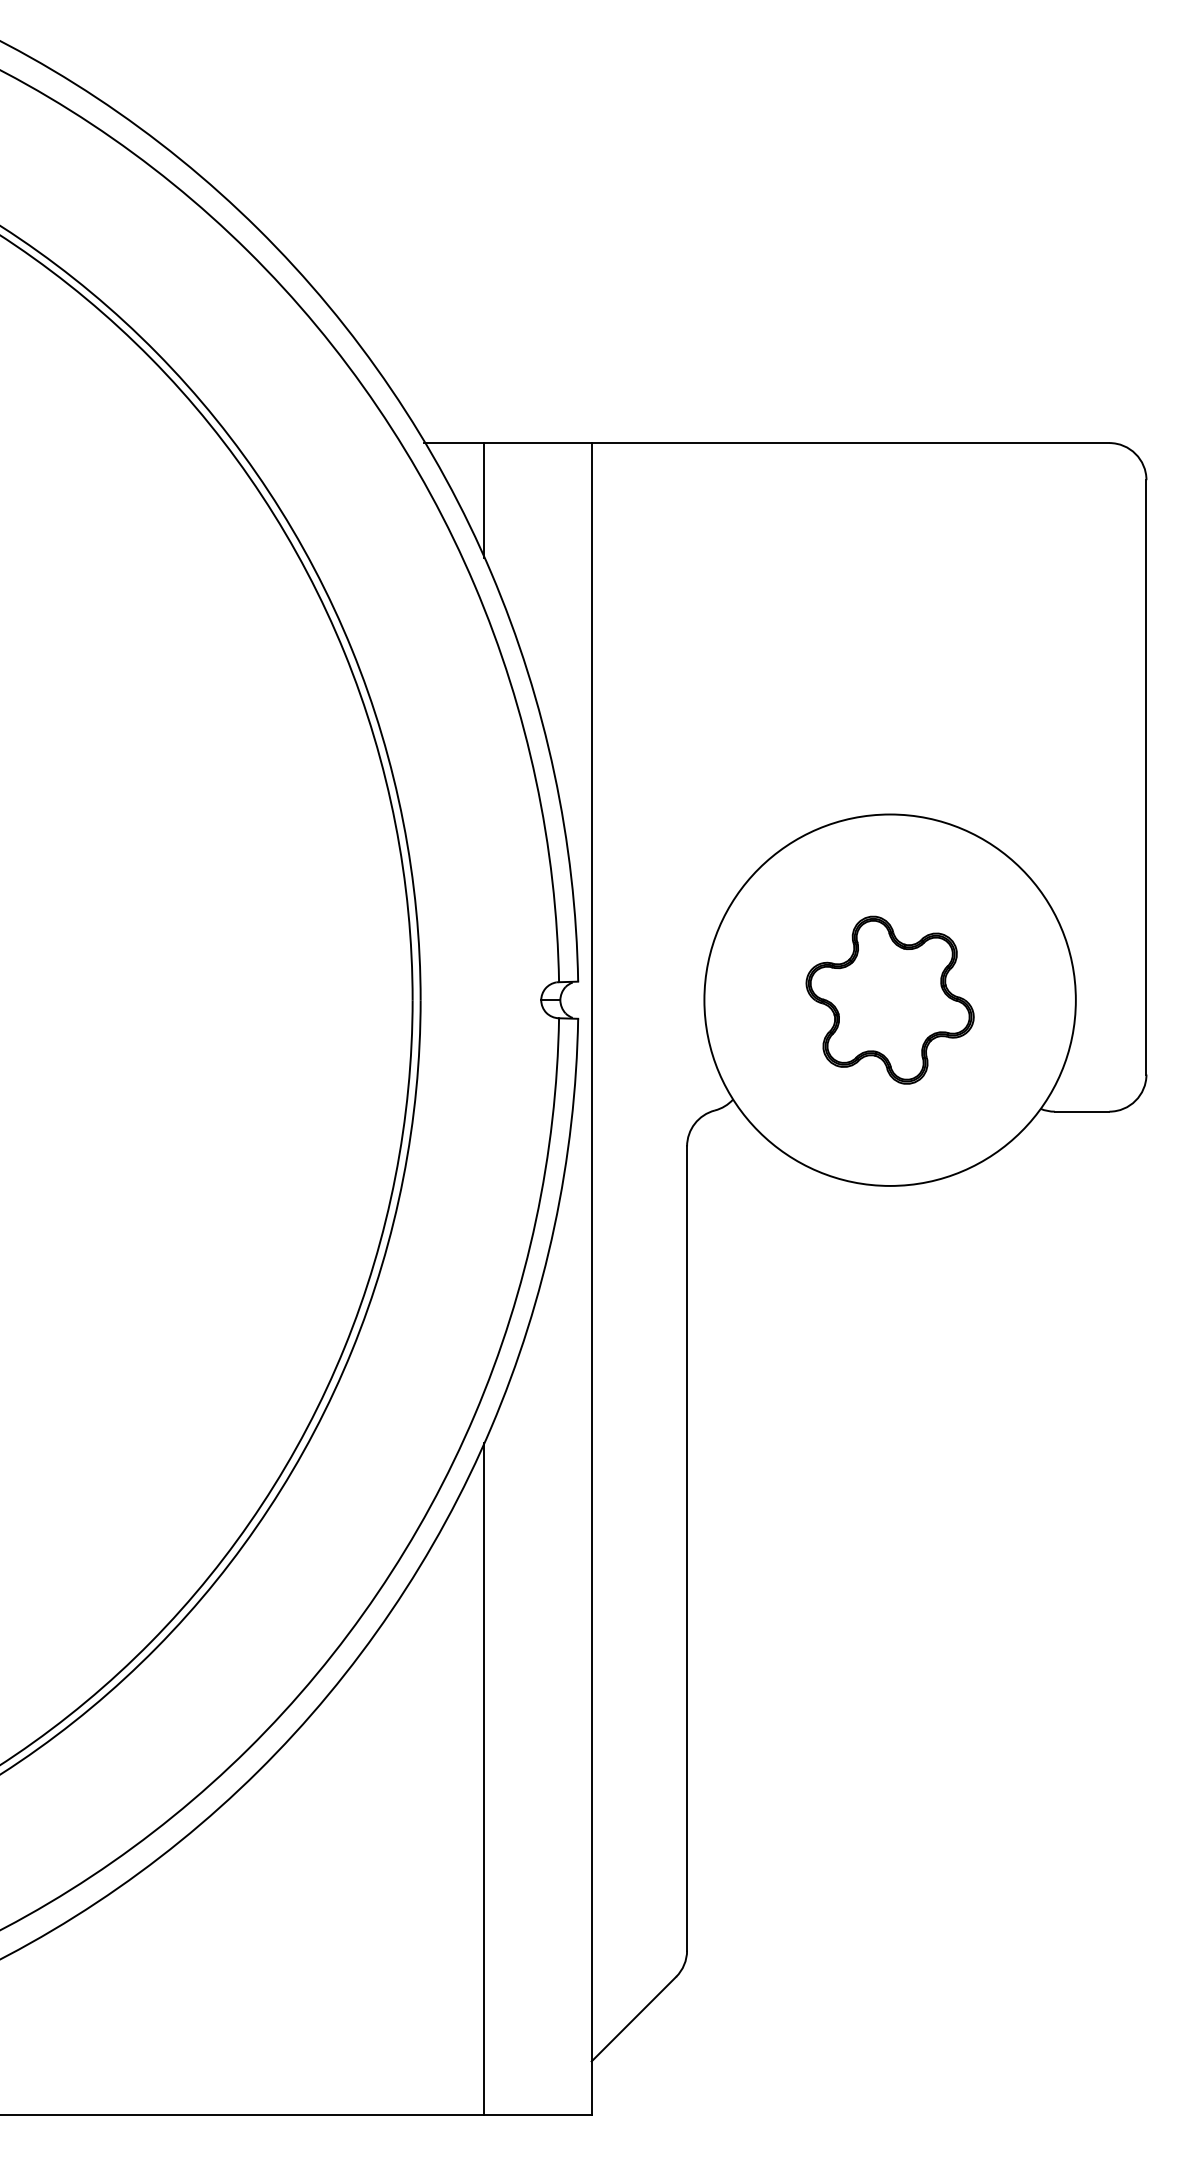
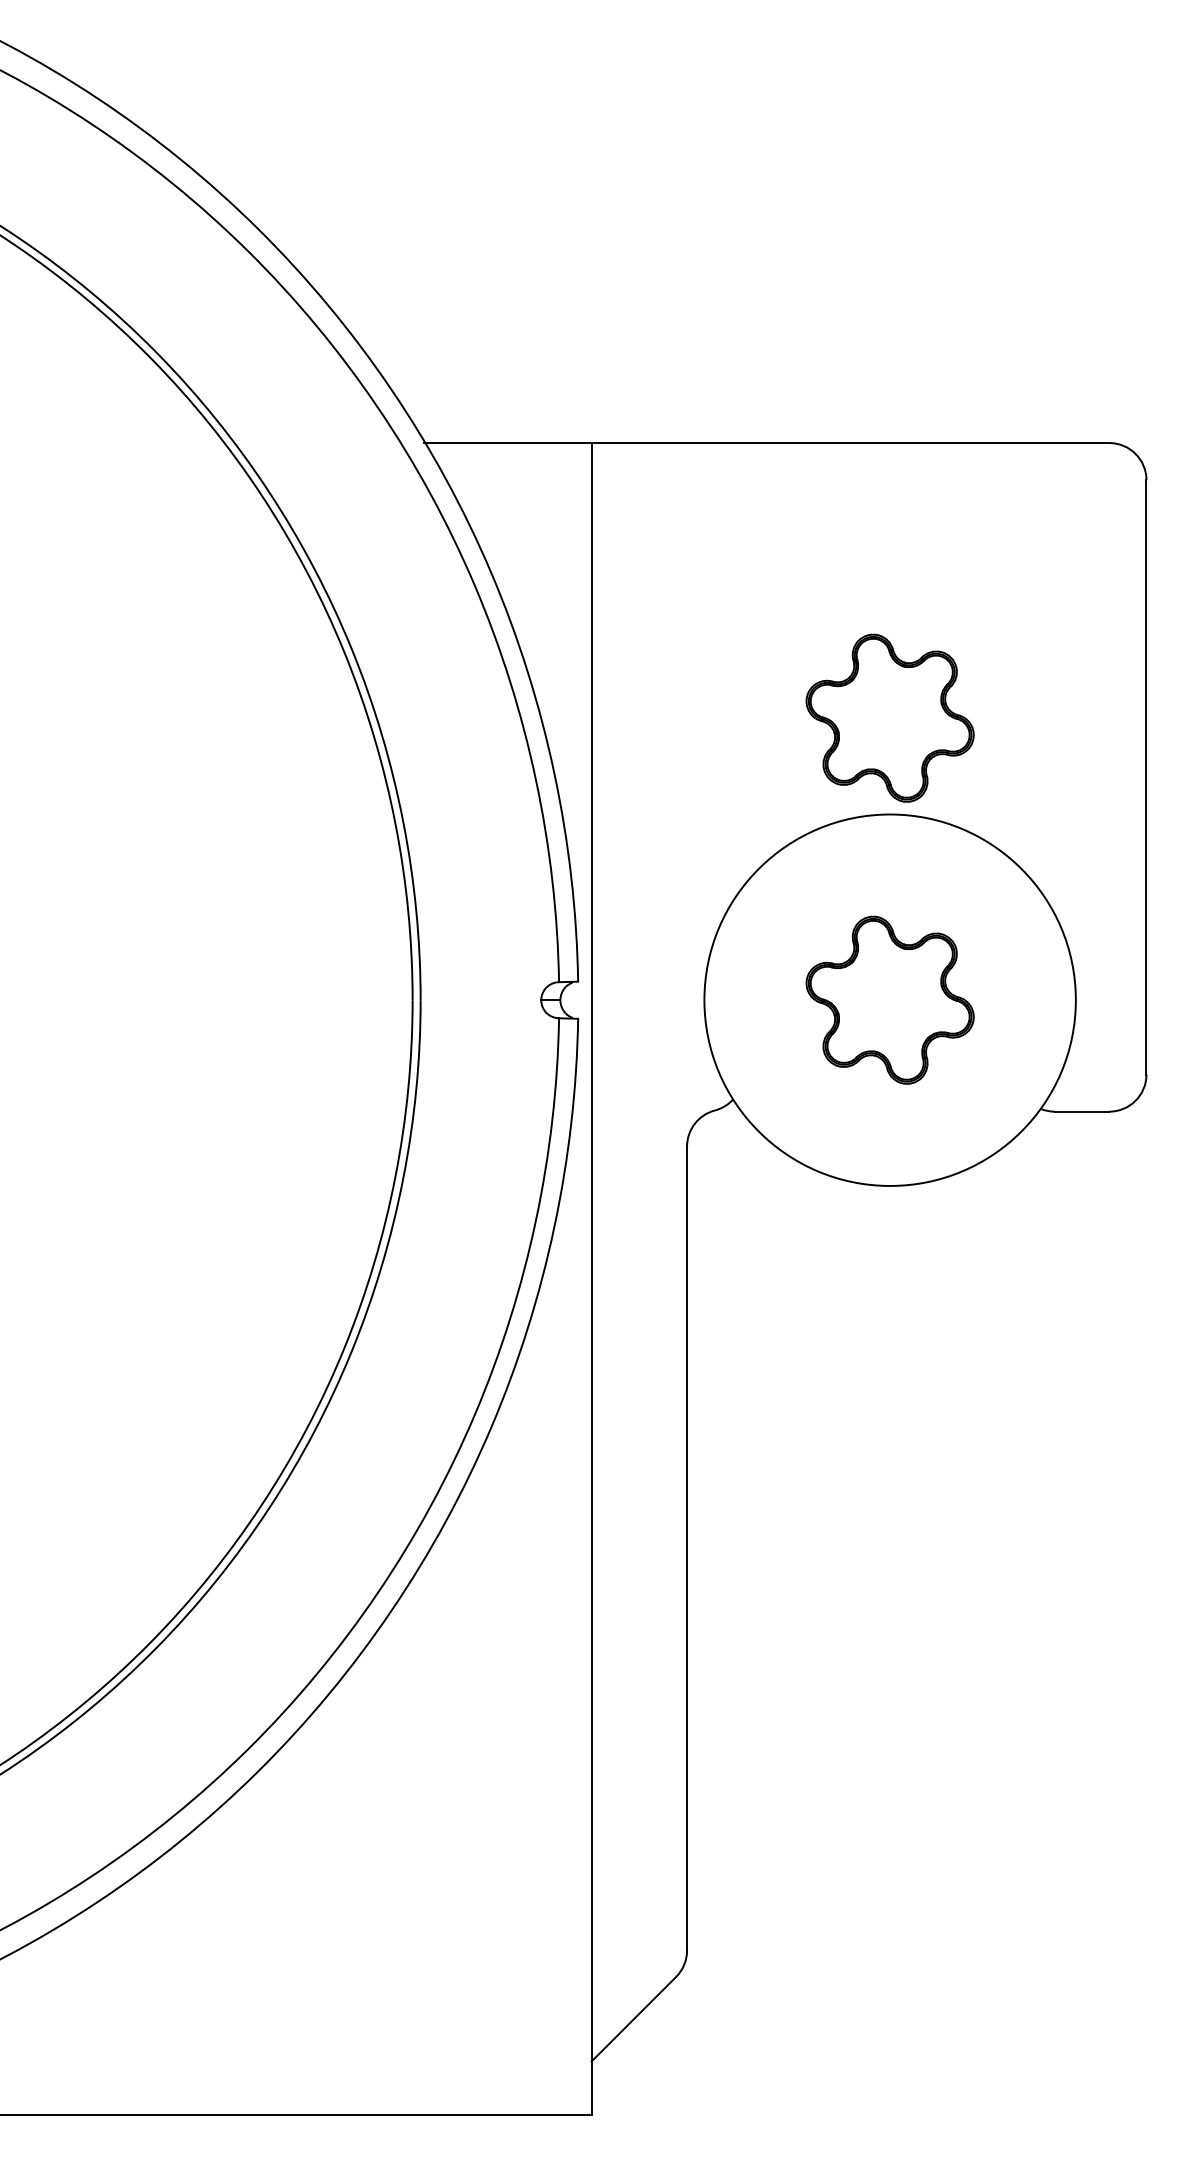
line: present -> none (484, 500)
part: none -> present (889, 717)
line: present -> none (484, 1778)
